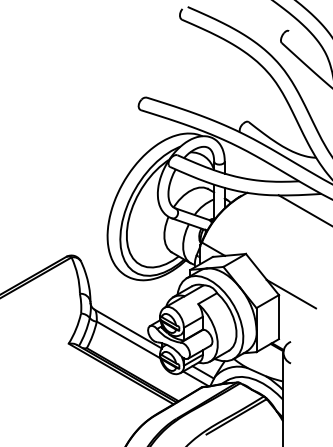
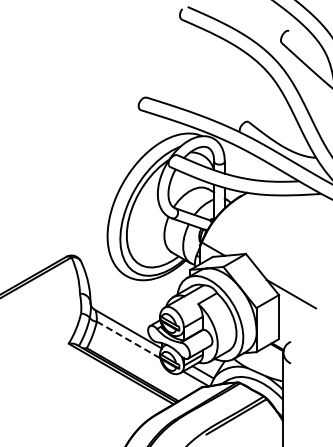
line: present -> none (303, 209)
line: solid -> dashed (128, 340)
